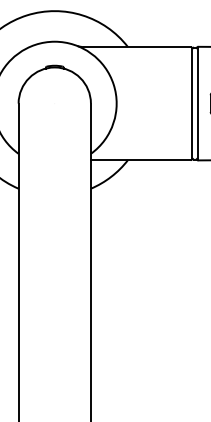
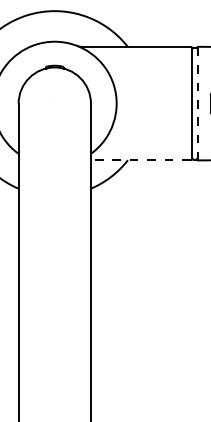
line: solid -> dashed (197, 103)
line: solid -> dashed (140, 160)
